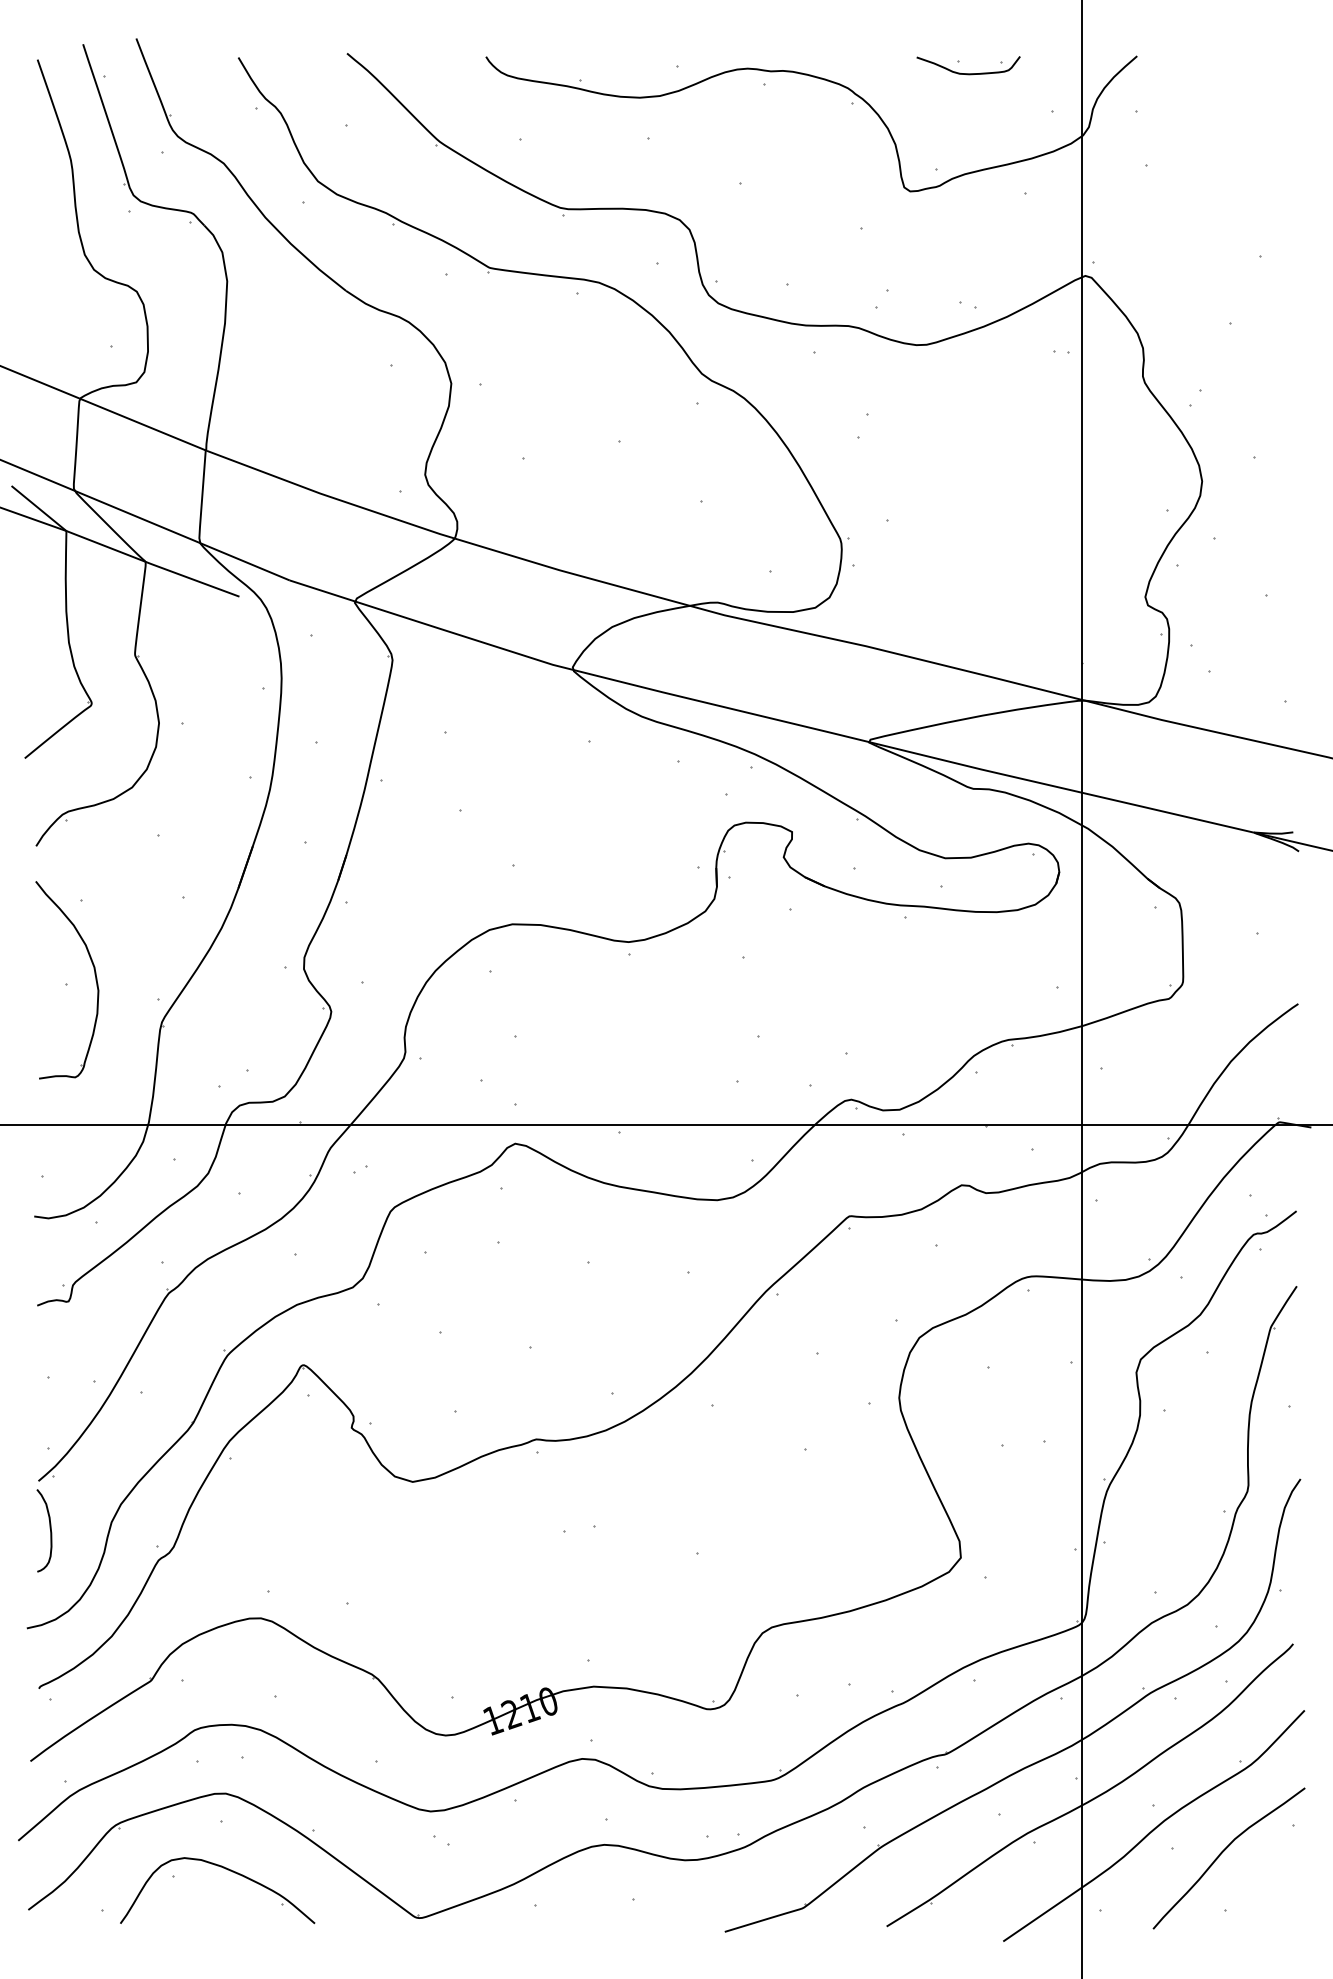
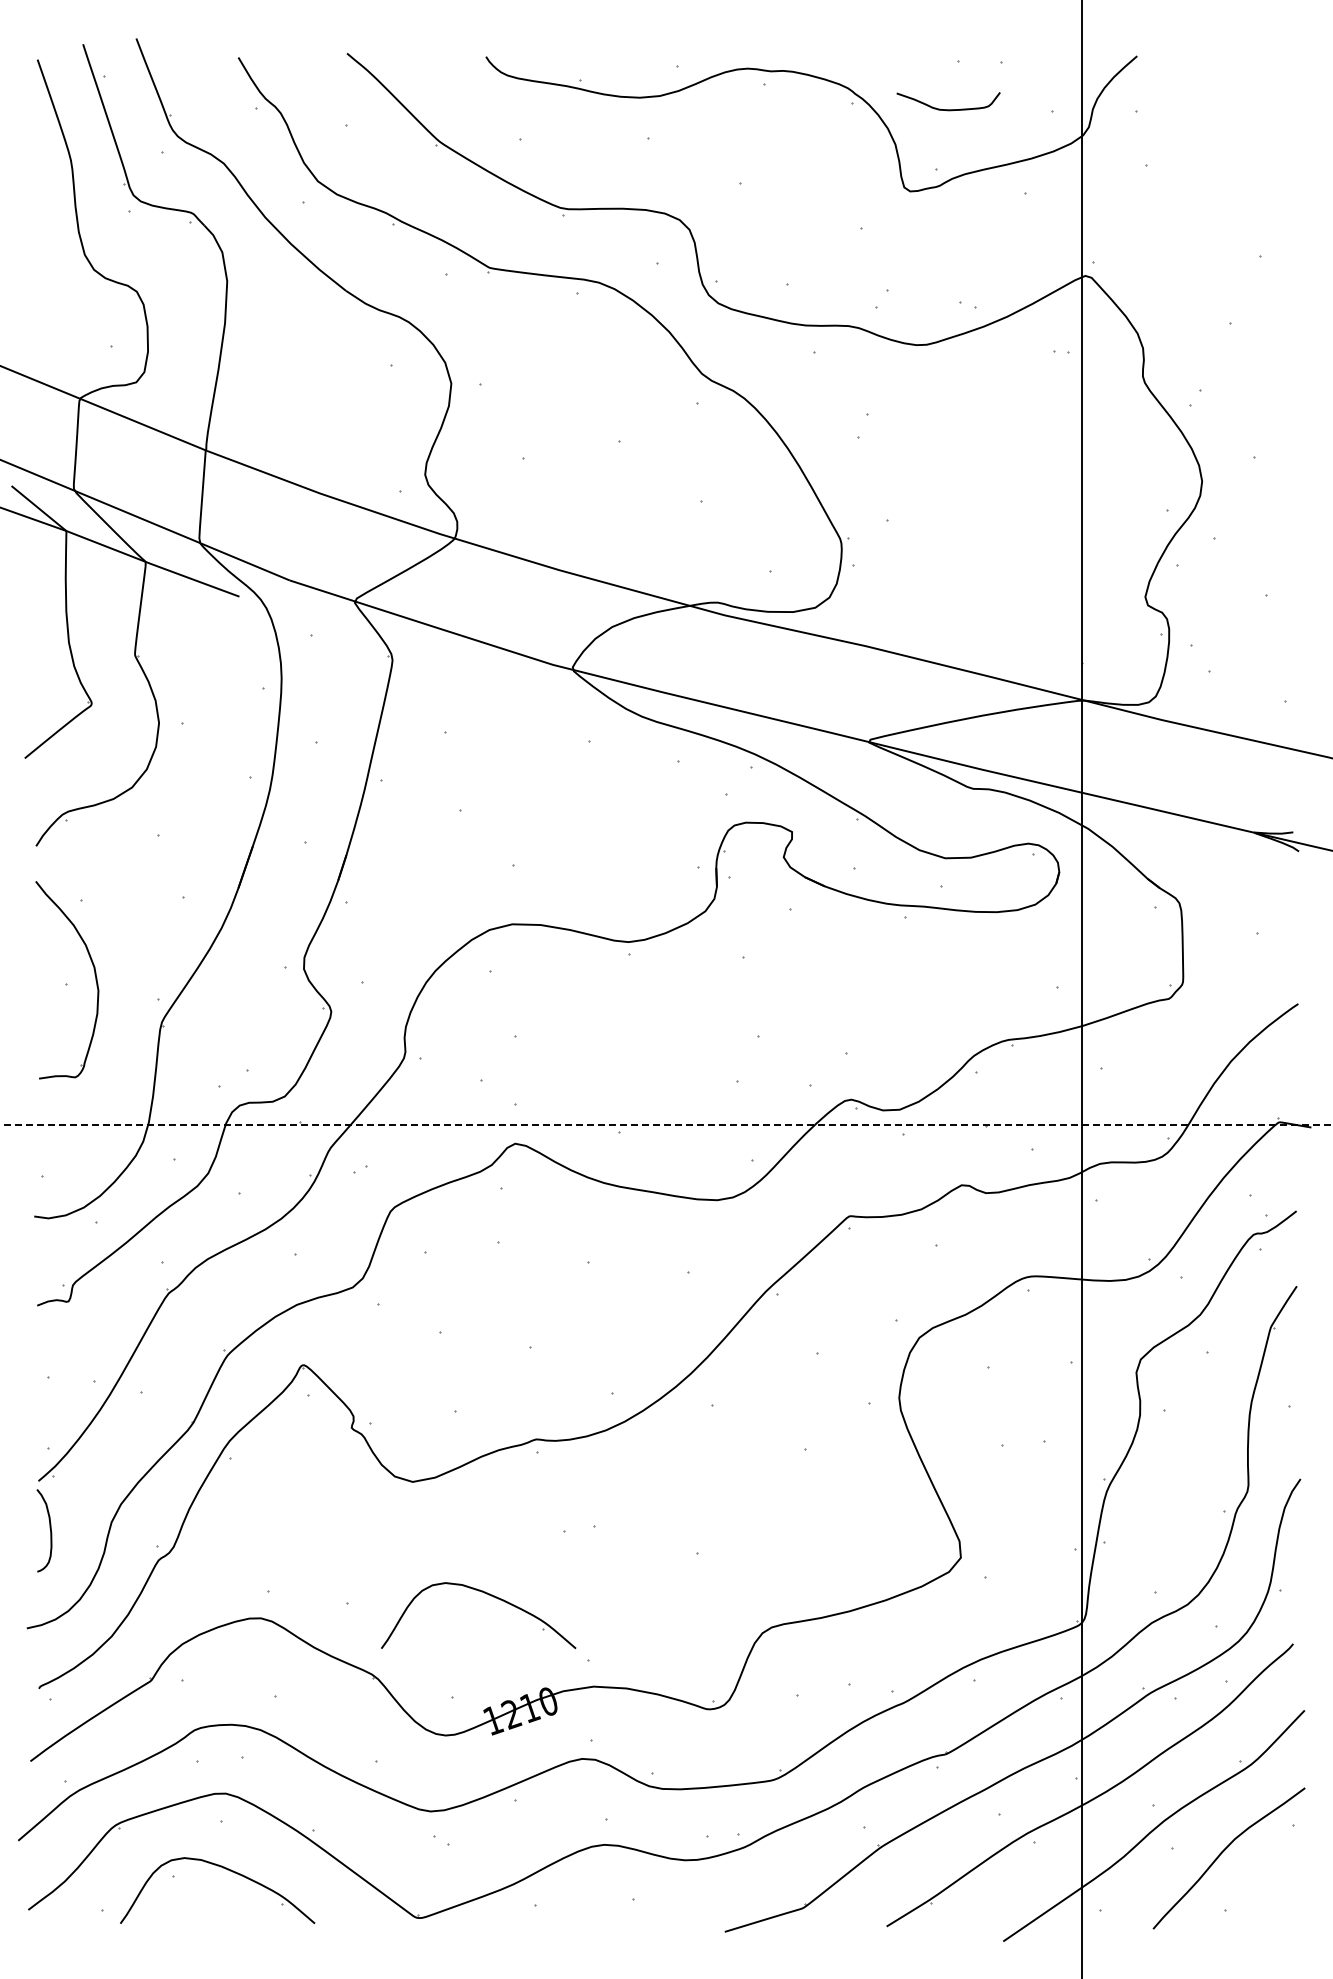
curve position: (968, 73) -> (948, 109) (948, 109)
line: solid -> dashed (666, 1125)
part: none -> present (488, 1595)
